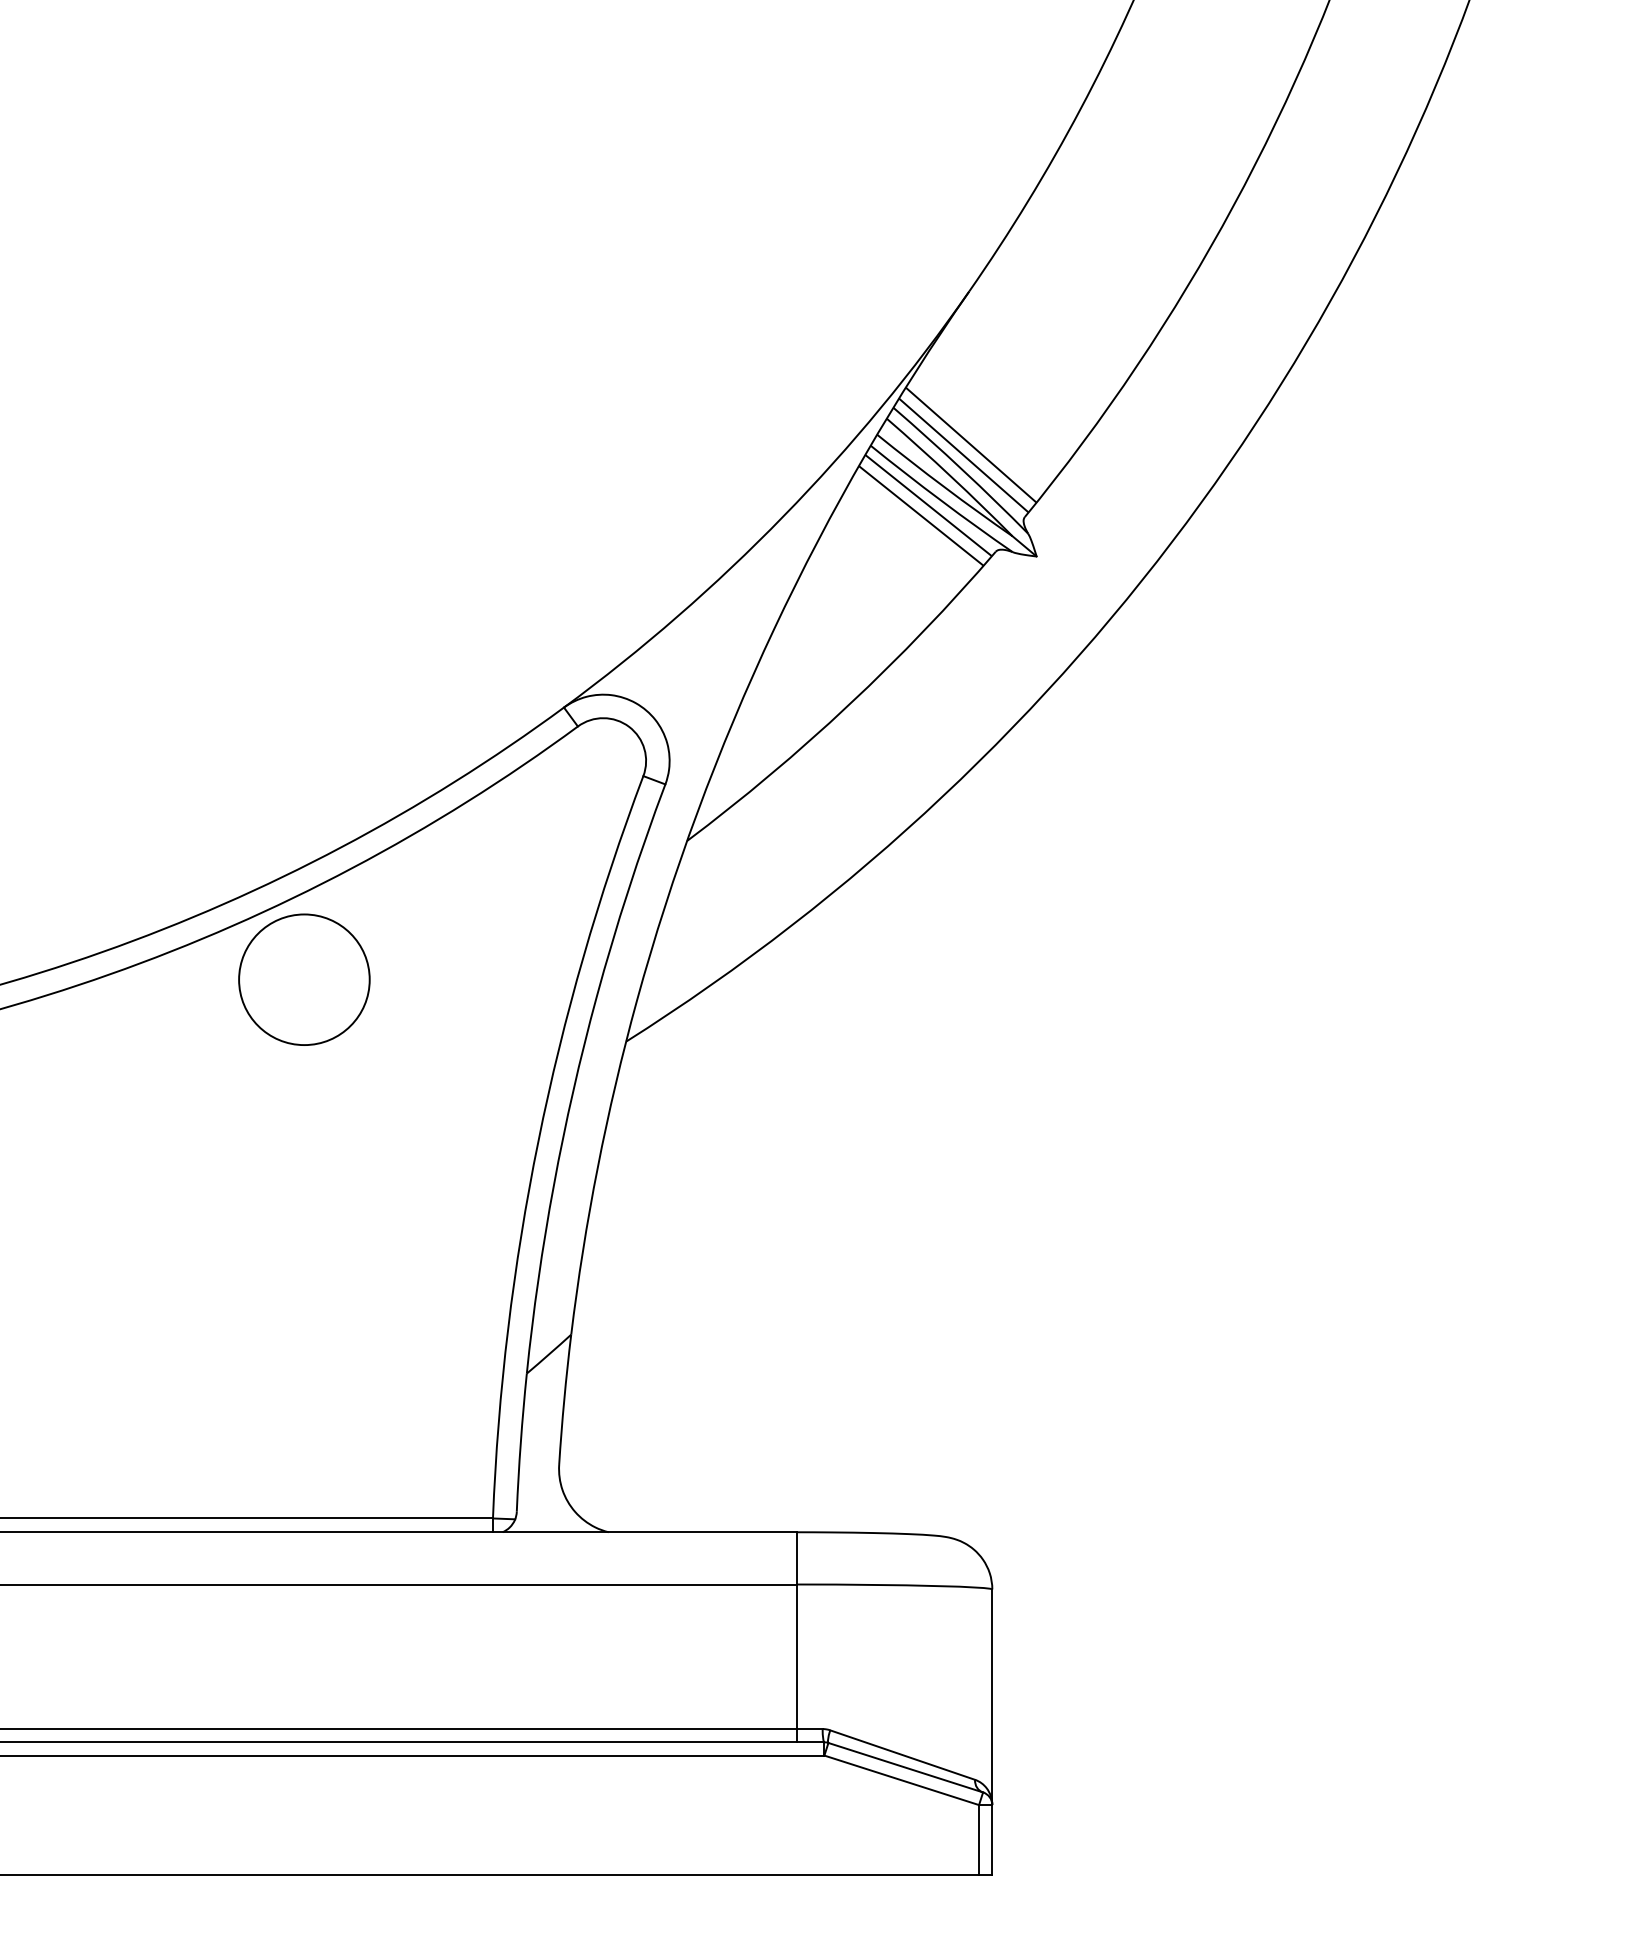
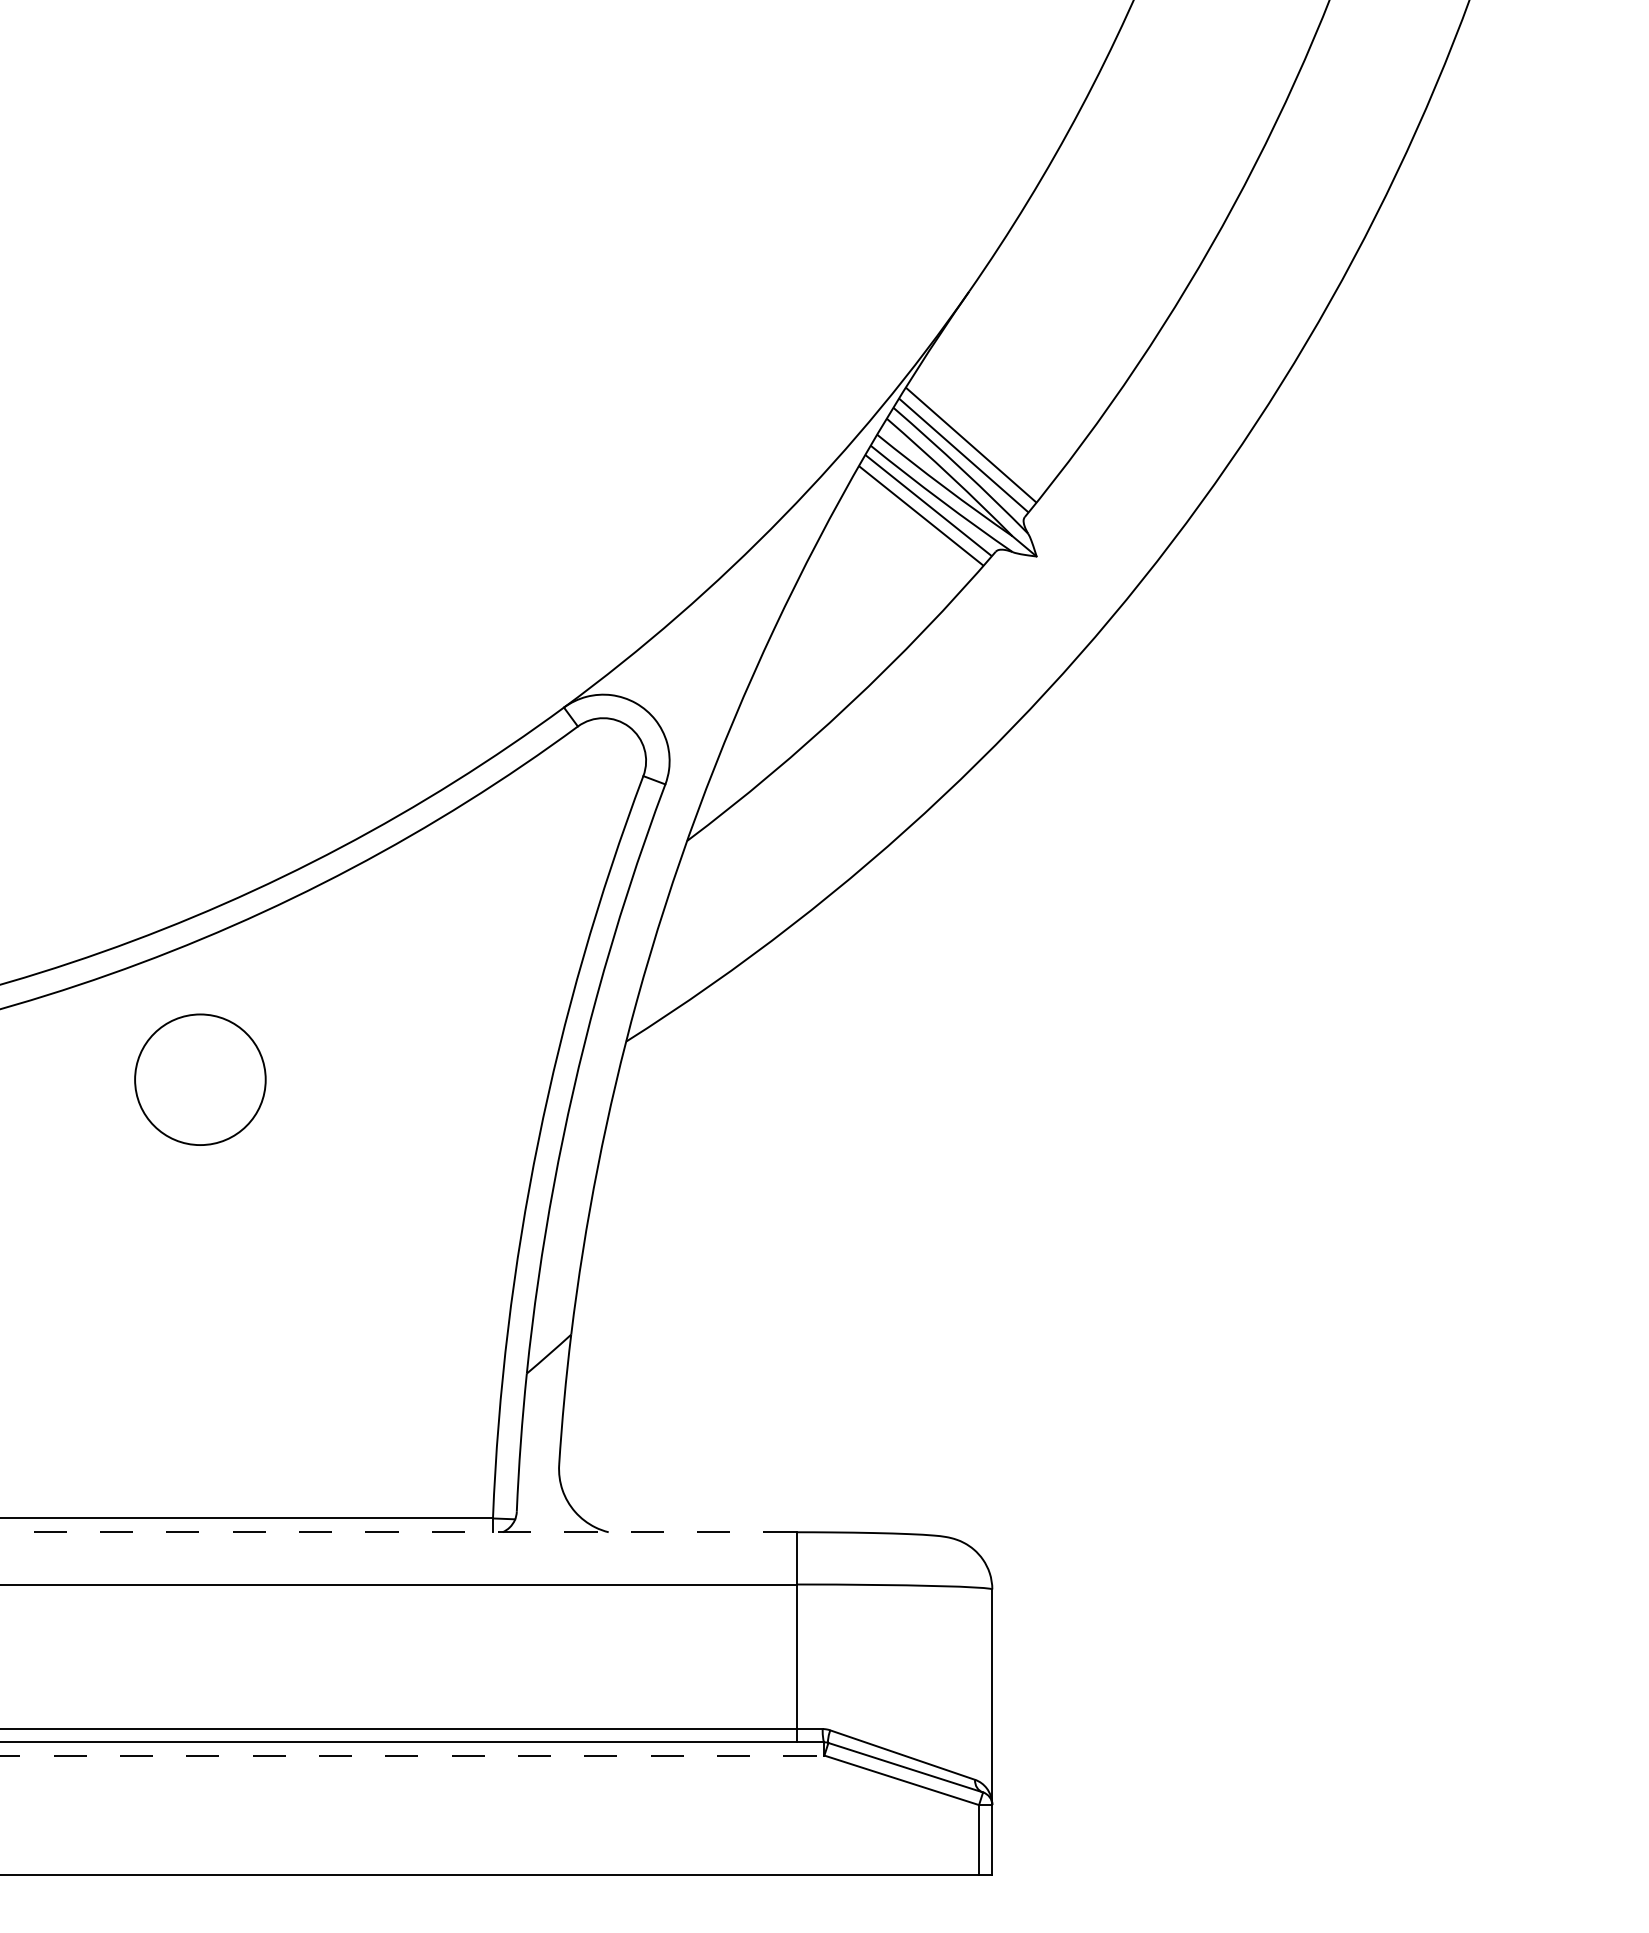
circle position: (304, 979) -> (200, 1079) (200, 1079)
line: solid -> dashed (398, 1532)
line: solid -> dashed (412, 1755)
